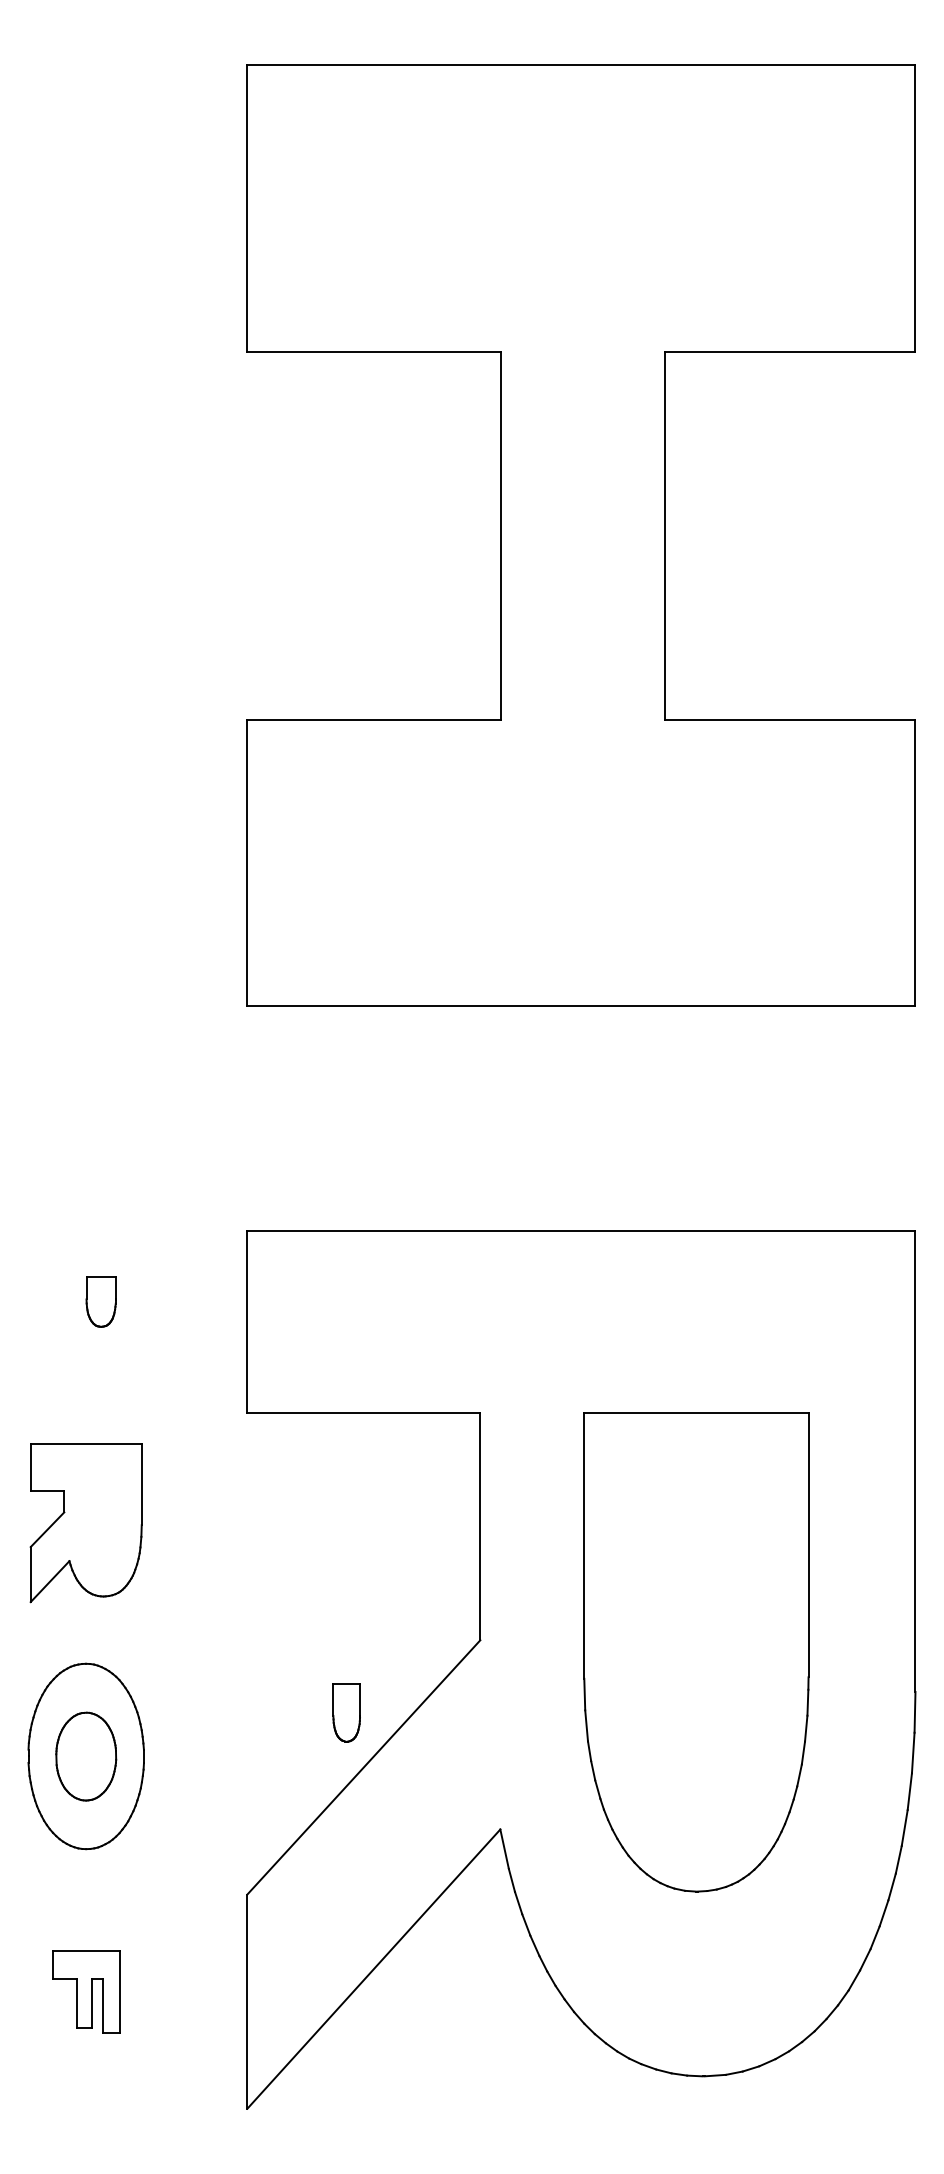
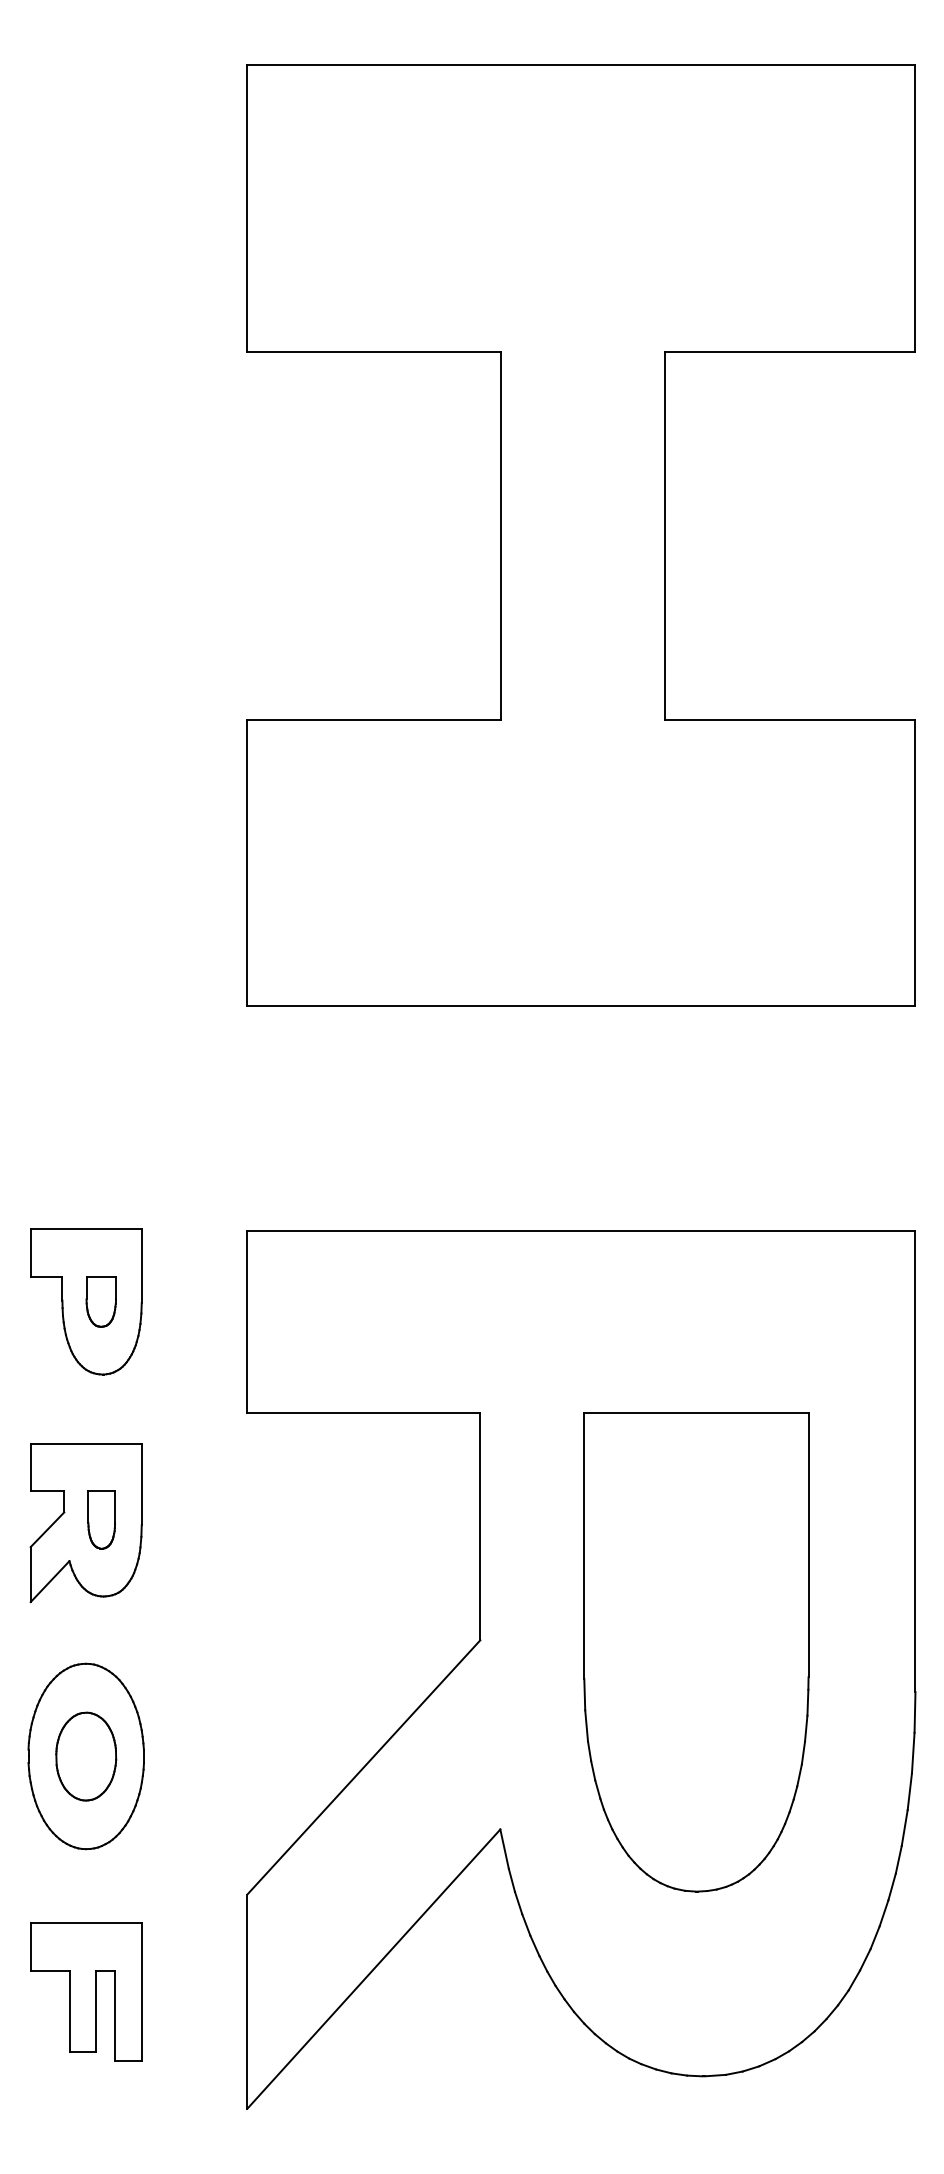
part: none -> present (86, 1301)
part position: (346, 1712) -> (101, 1519) (101, 1519)
part size: 69x84 px -> 113x140 px (86, 1991)
